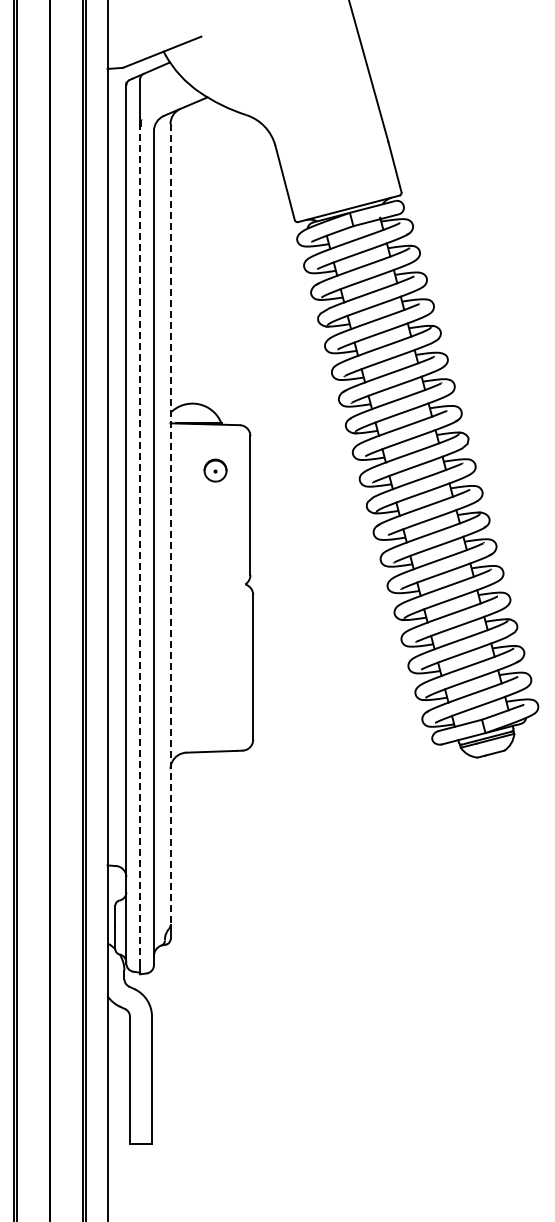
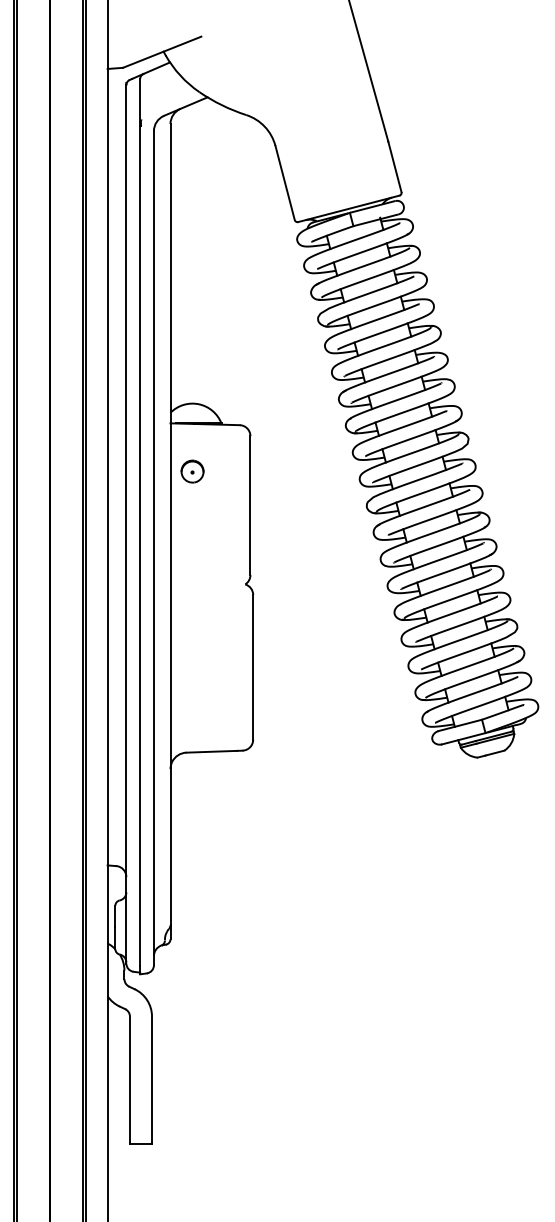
part position: (215, 470) -> (192, 471) (192, 471)
line: dashed -> solid (170, 524)
line: dashed -> solid (140, 545)
